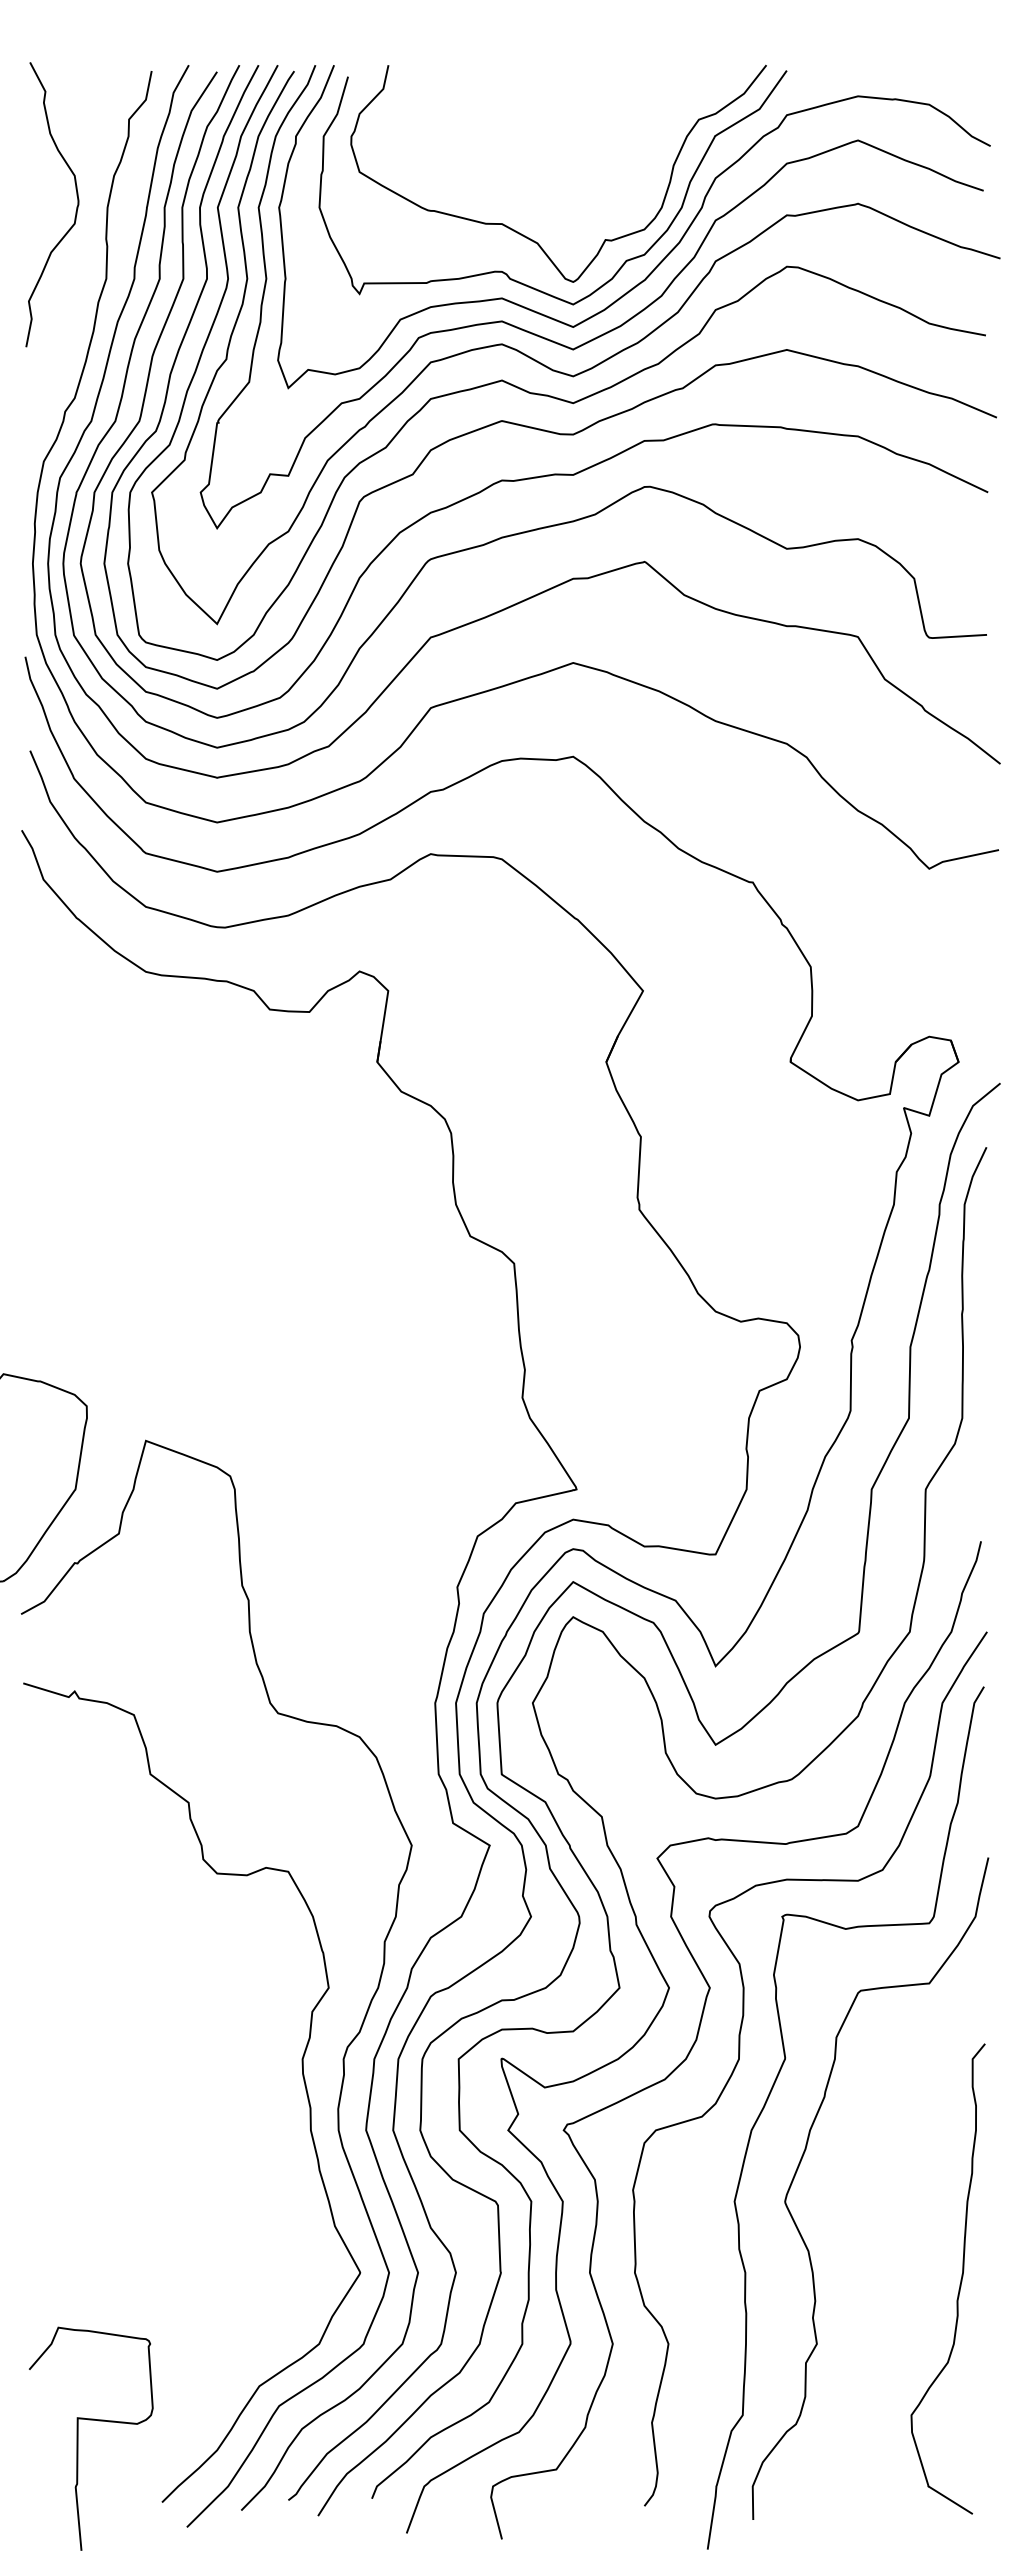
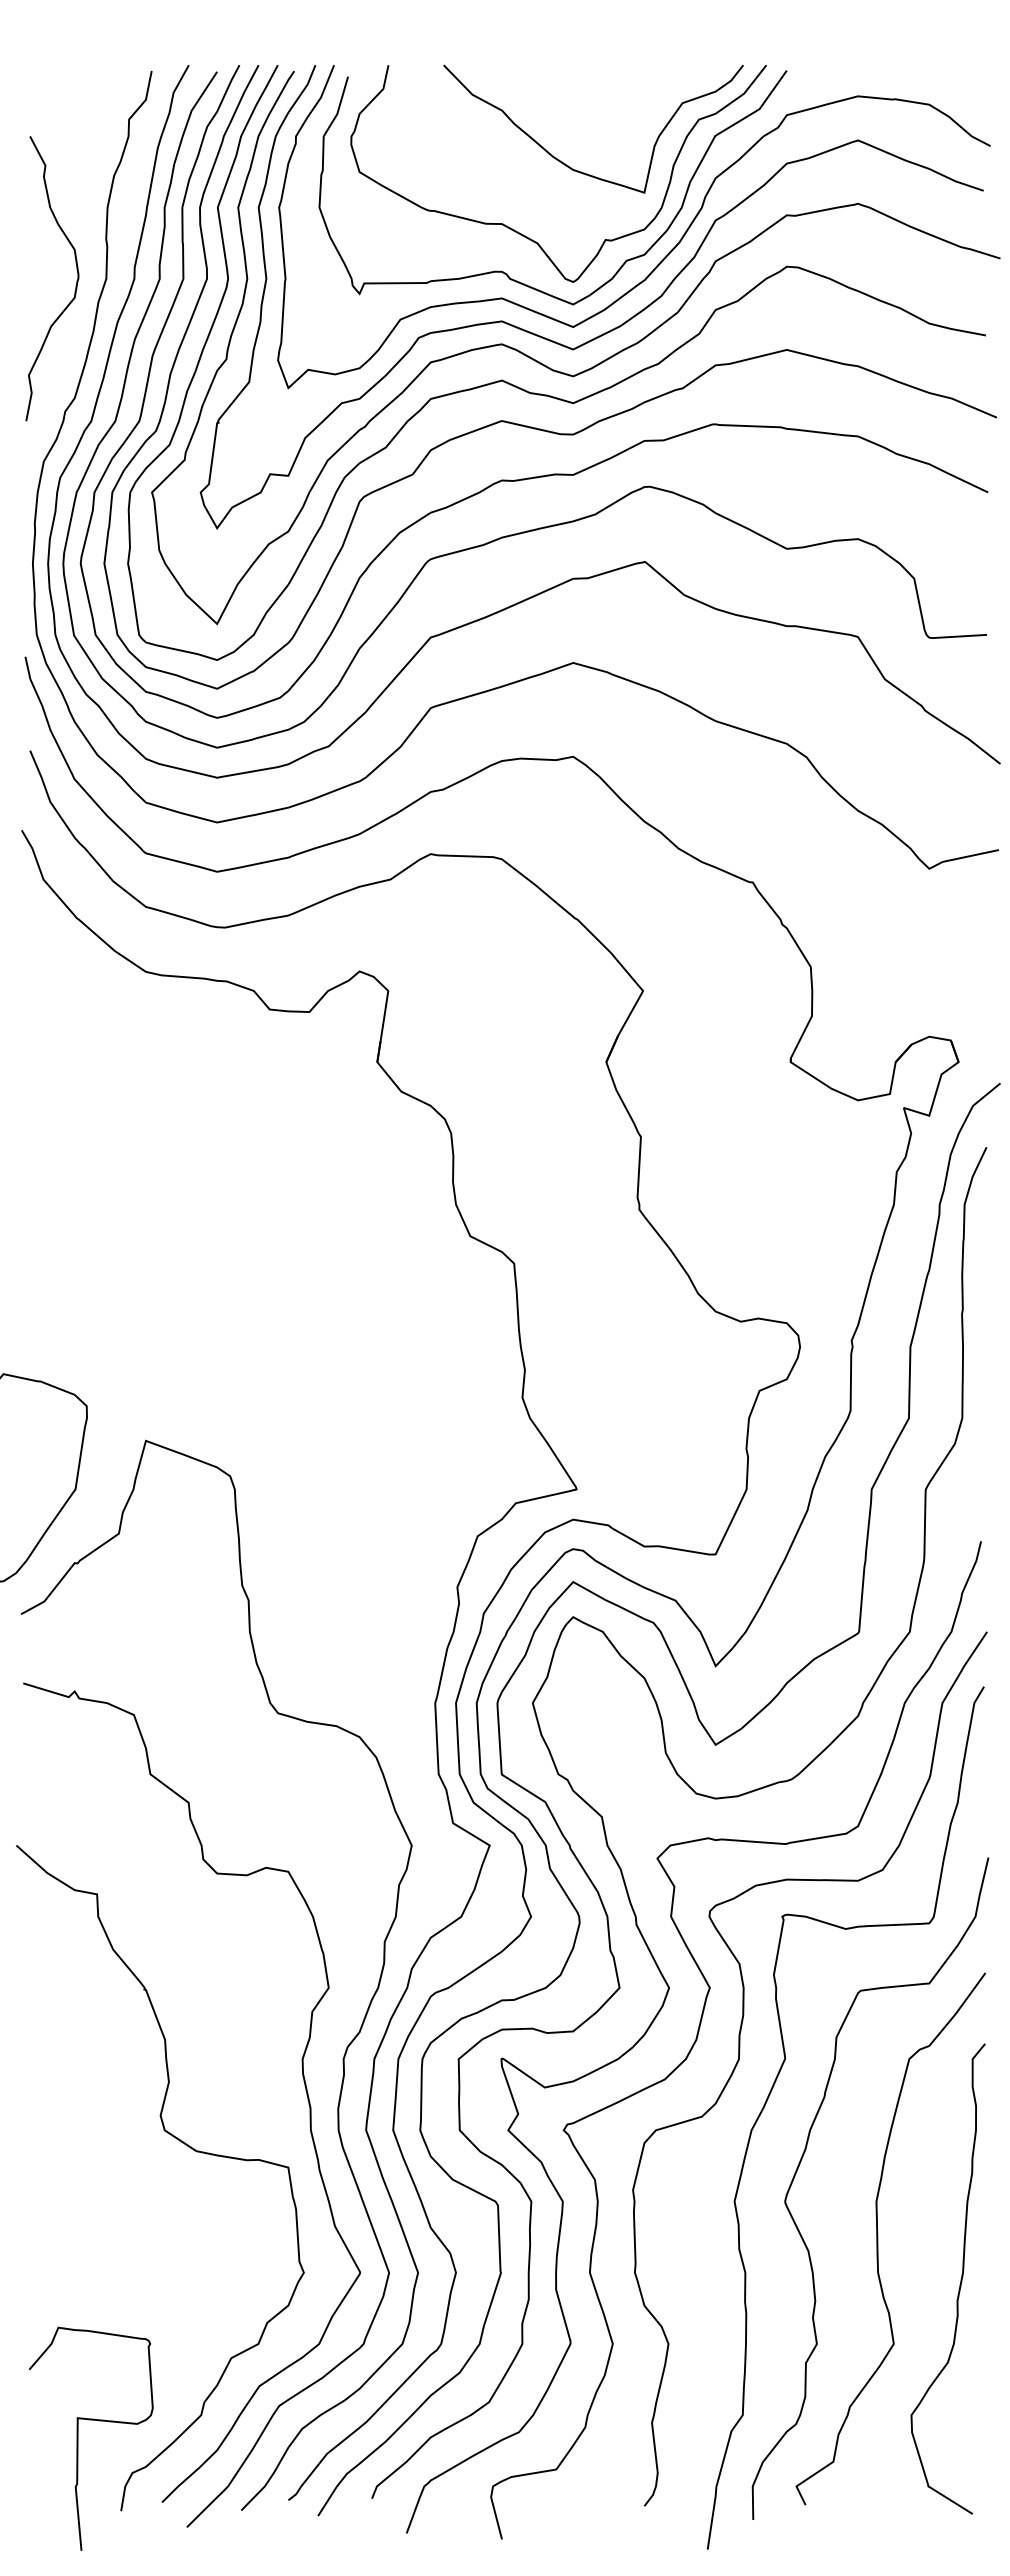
curve: none -> present (578, 170)
curve position: (75, 211) -> (75, 285) (75, 285)
curve: none -> present (182, 2143)
curve: none -> present (878, 2238)
